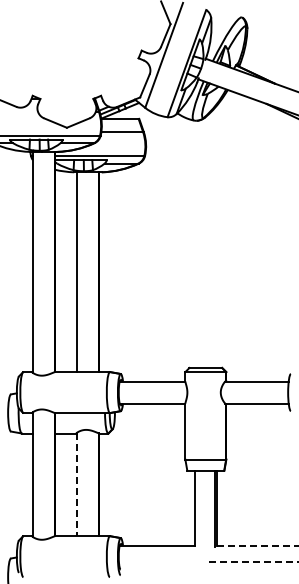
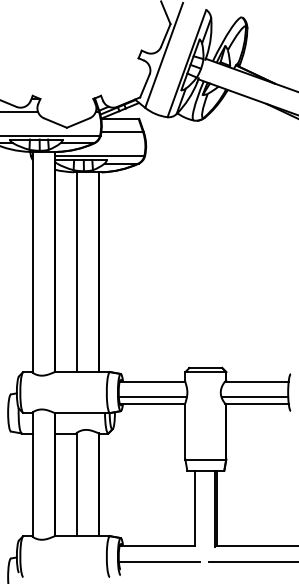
line: none -> present (19, 111)
line: none -> present (152, 397)
line: none -> present (254, 397)
line: dashed -> solid (77, 484)
line: dashed -> solid (257, 545)
line: none -> present (158, 561)
line: dashed -> solid (254, 561)
